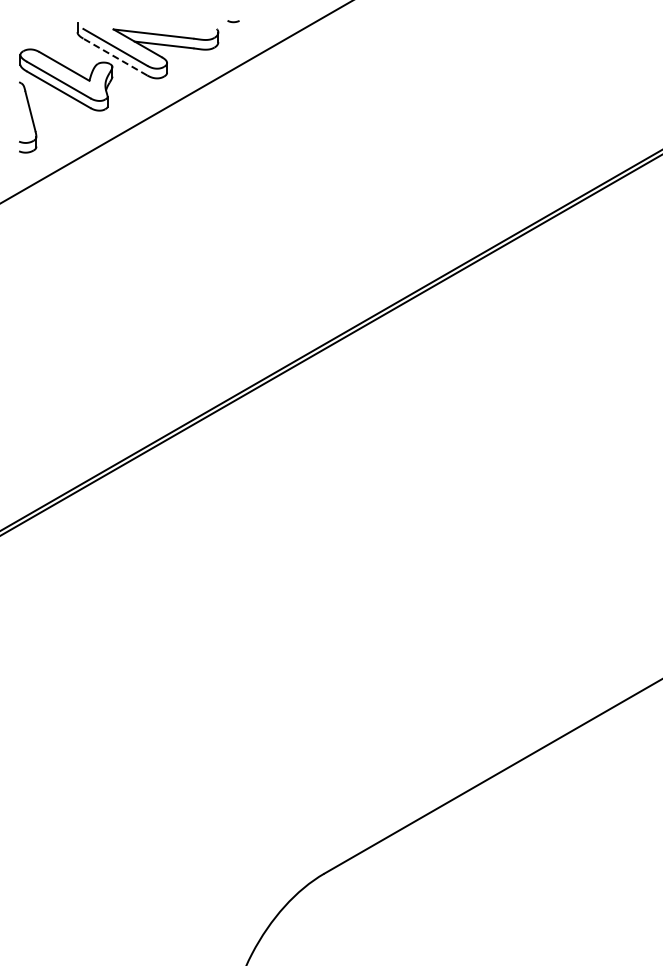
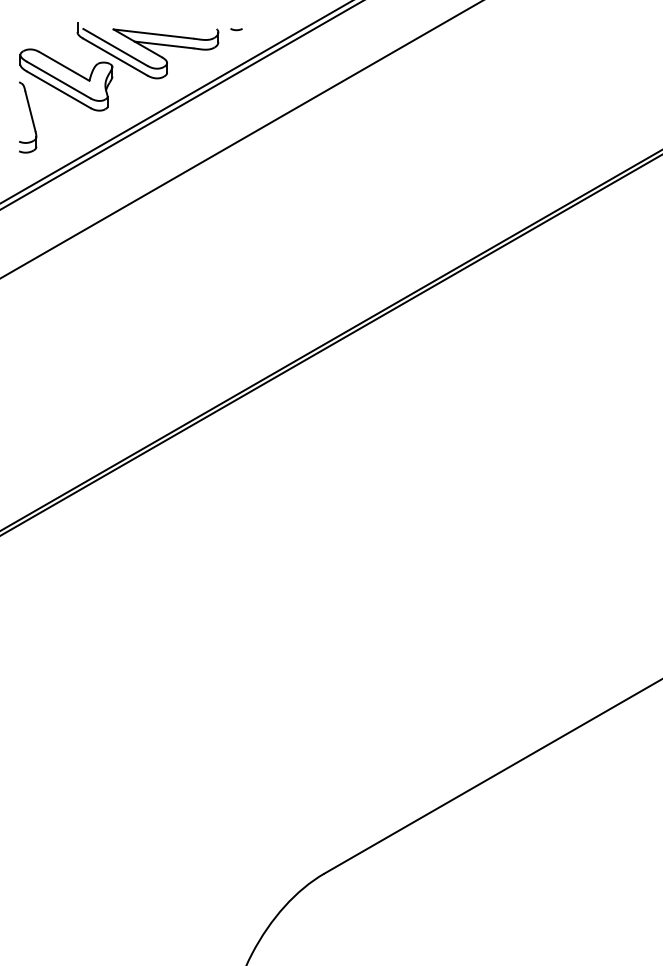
curve position: (233, 21) -> (236, 29) (236, 29)
line: dashed -> solid (115, 57)
line: none -> present (181, 105)
line: none -> present (241, 139)
